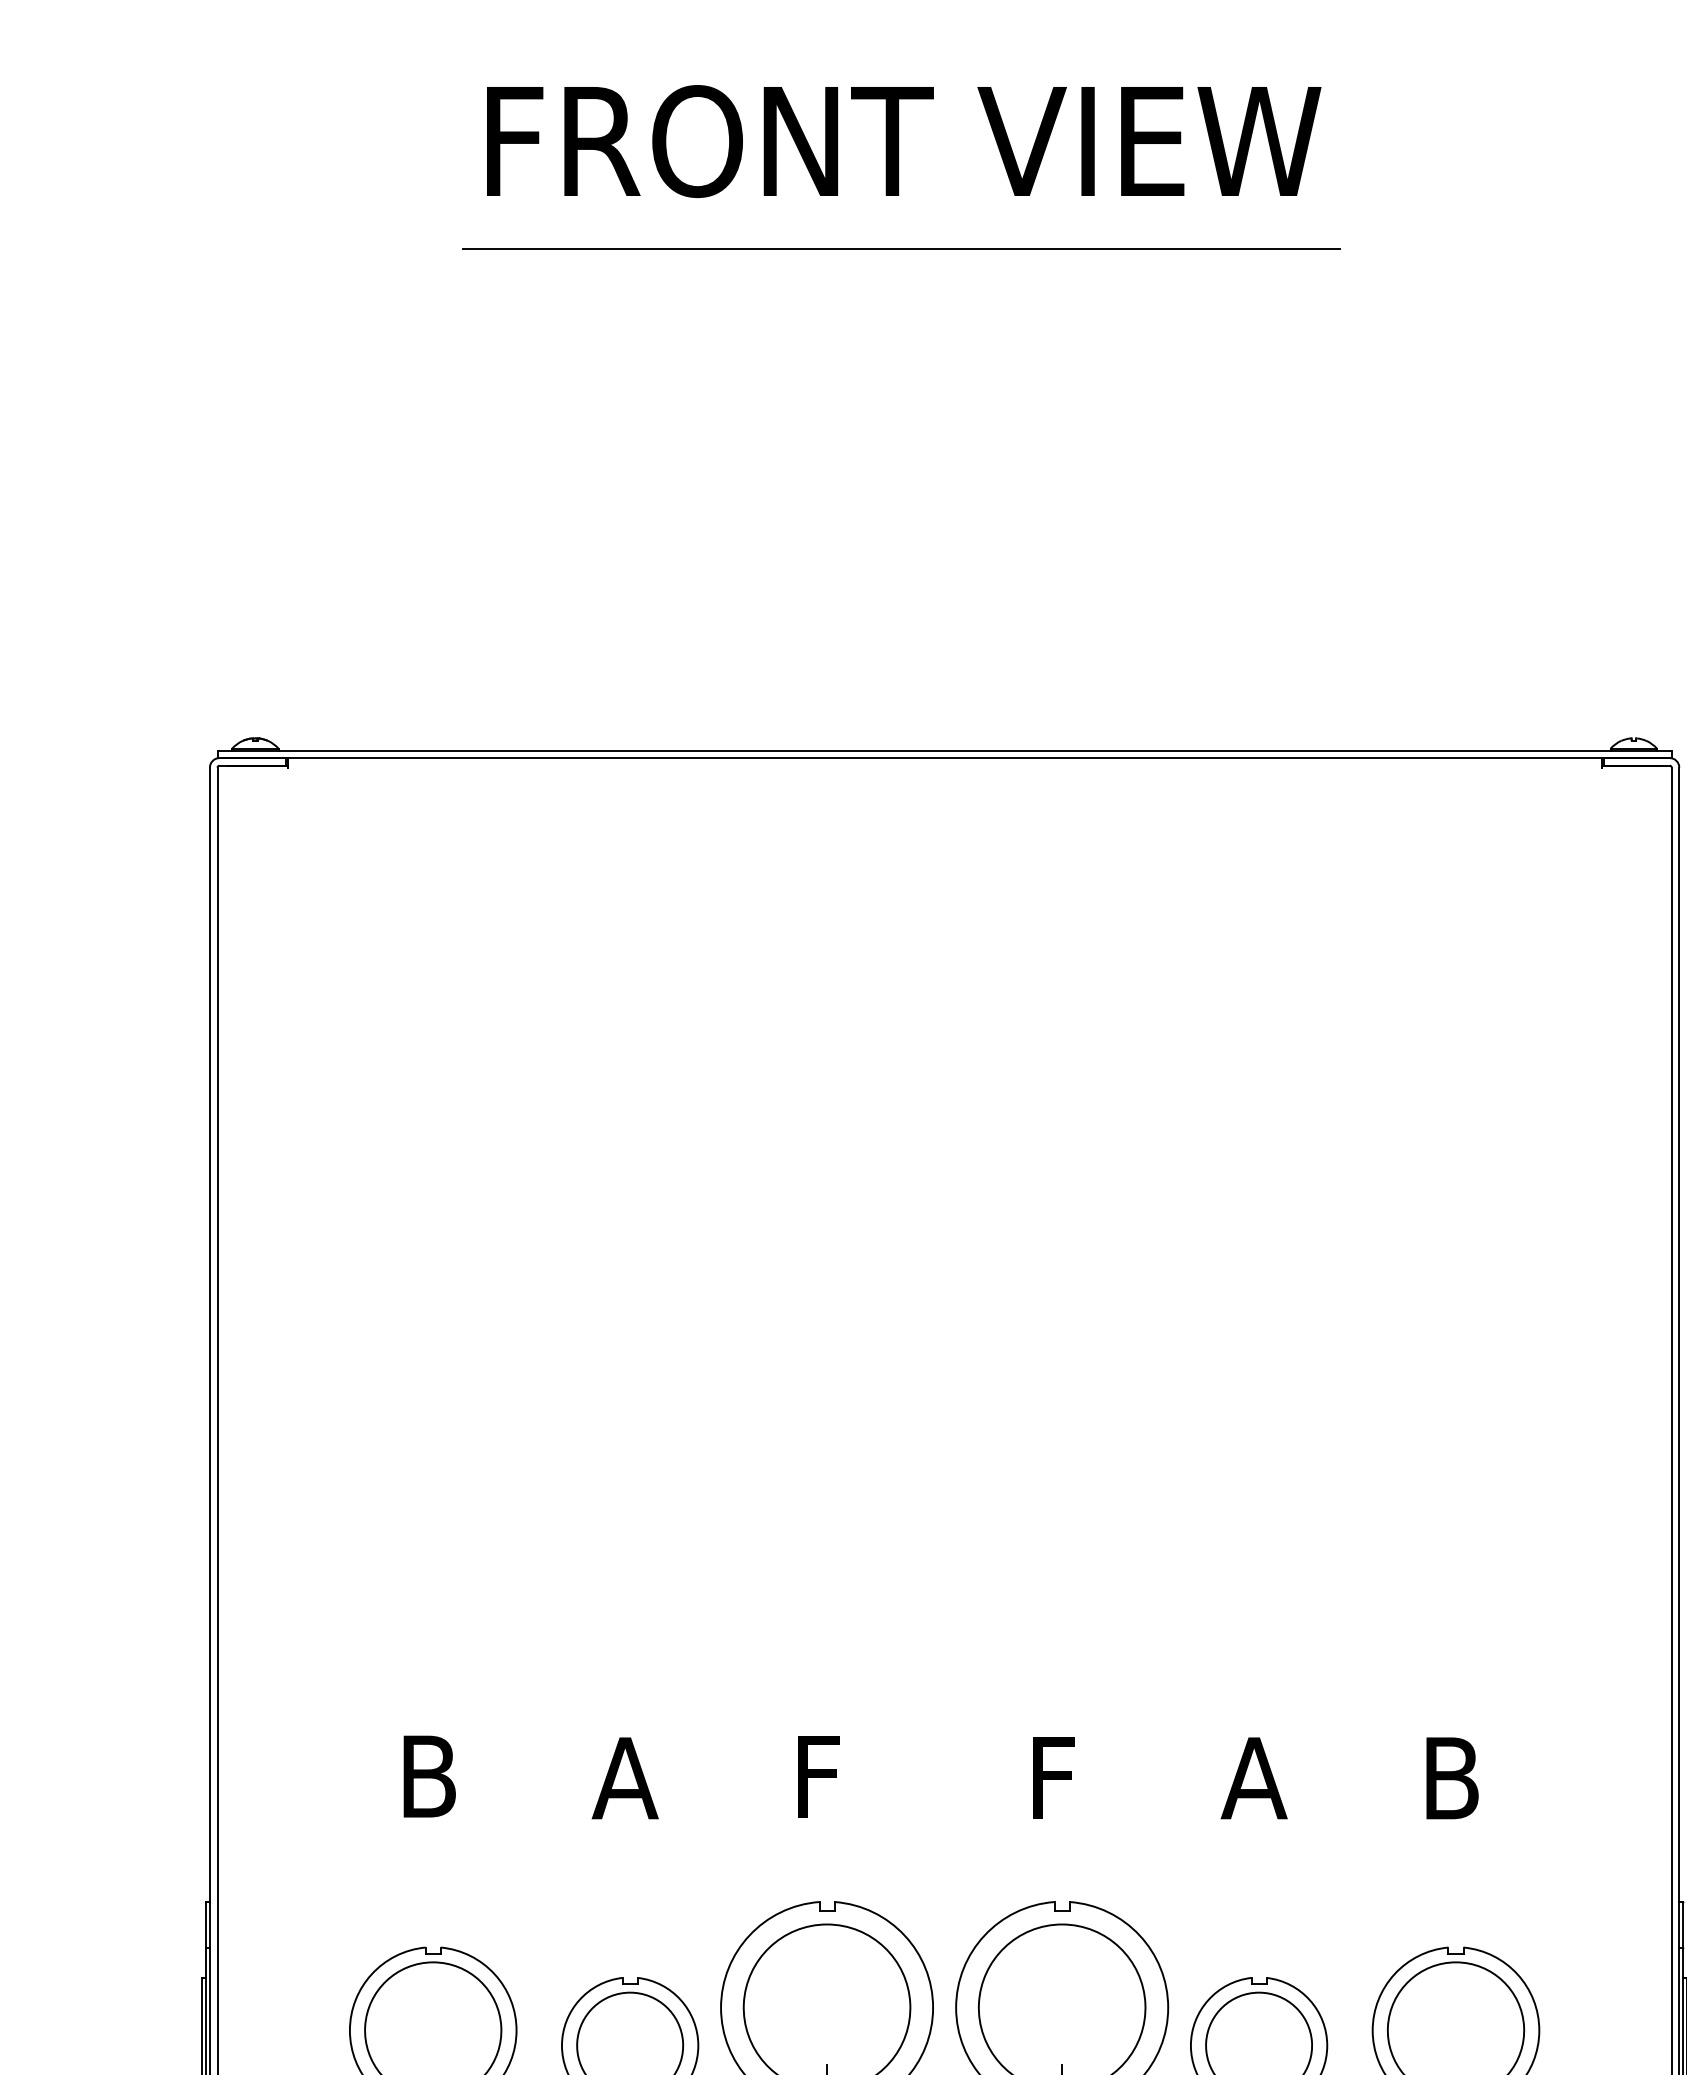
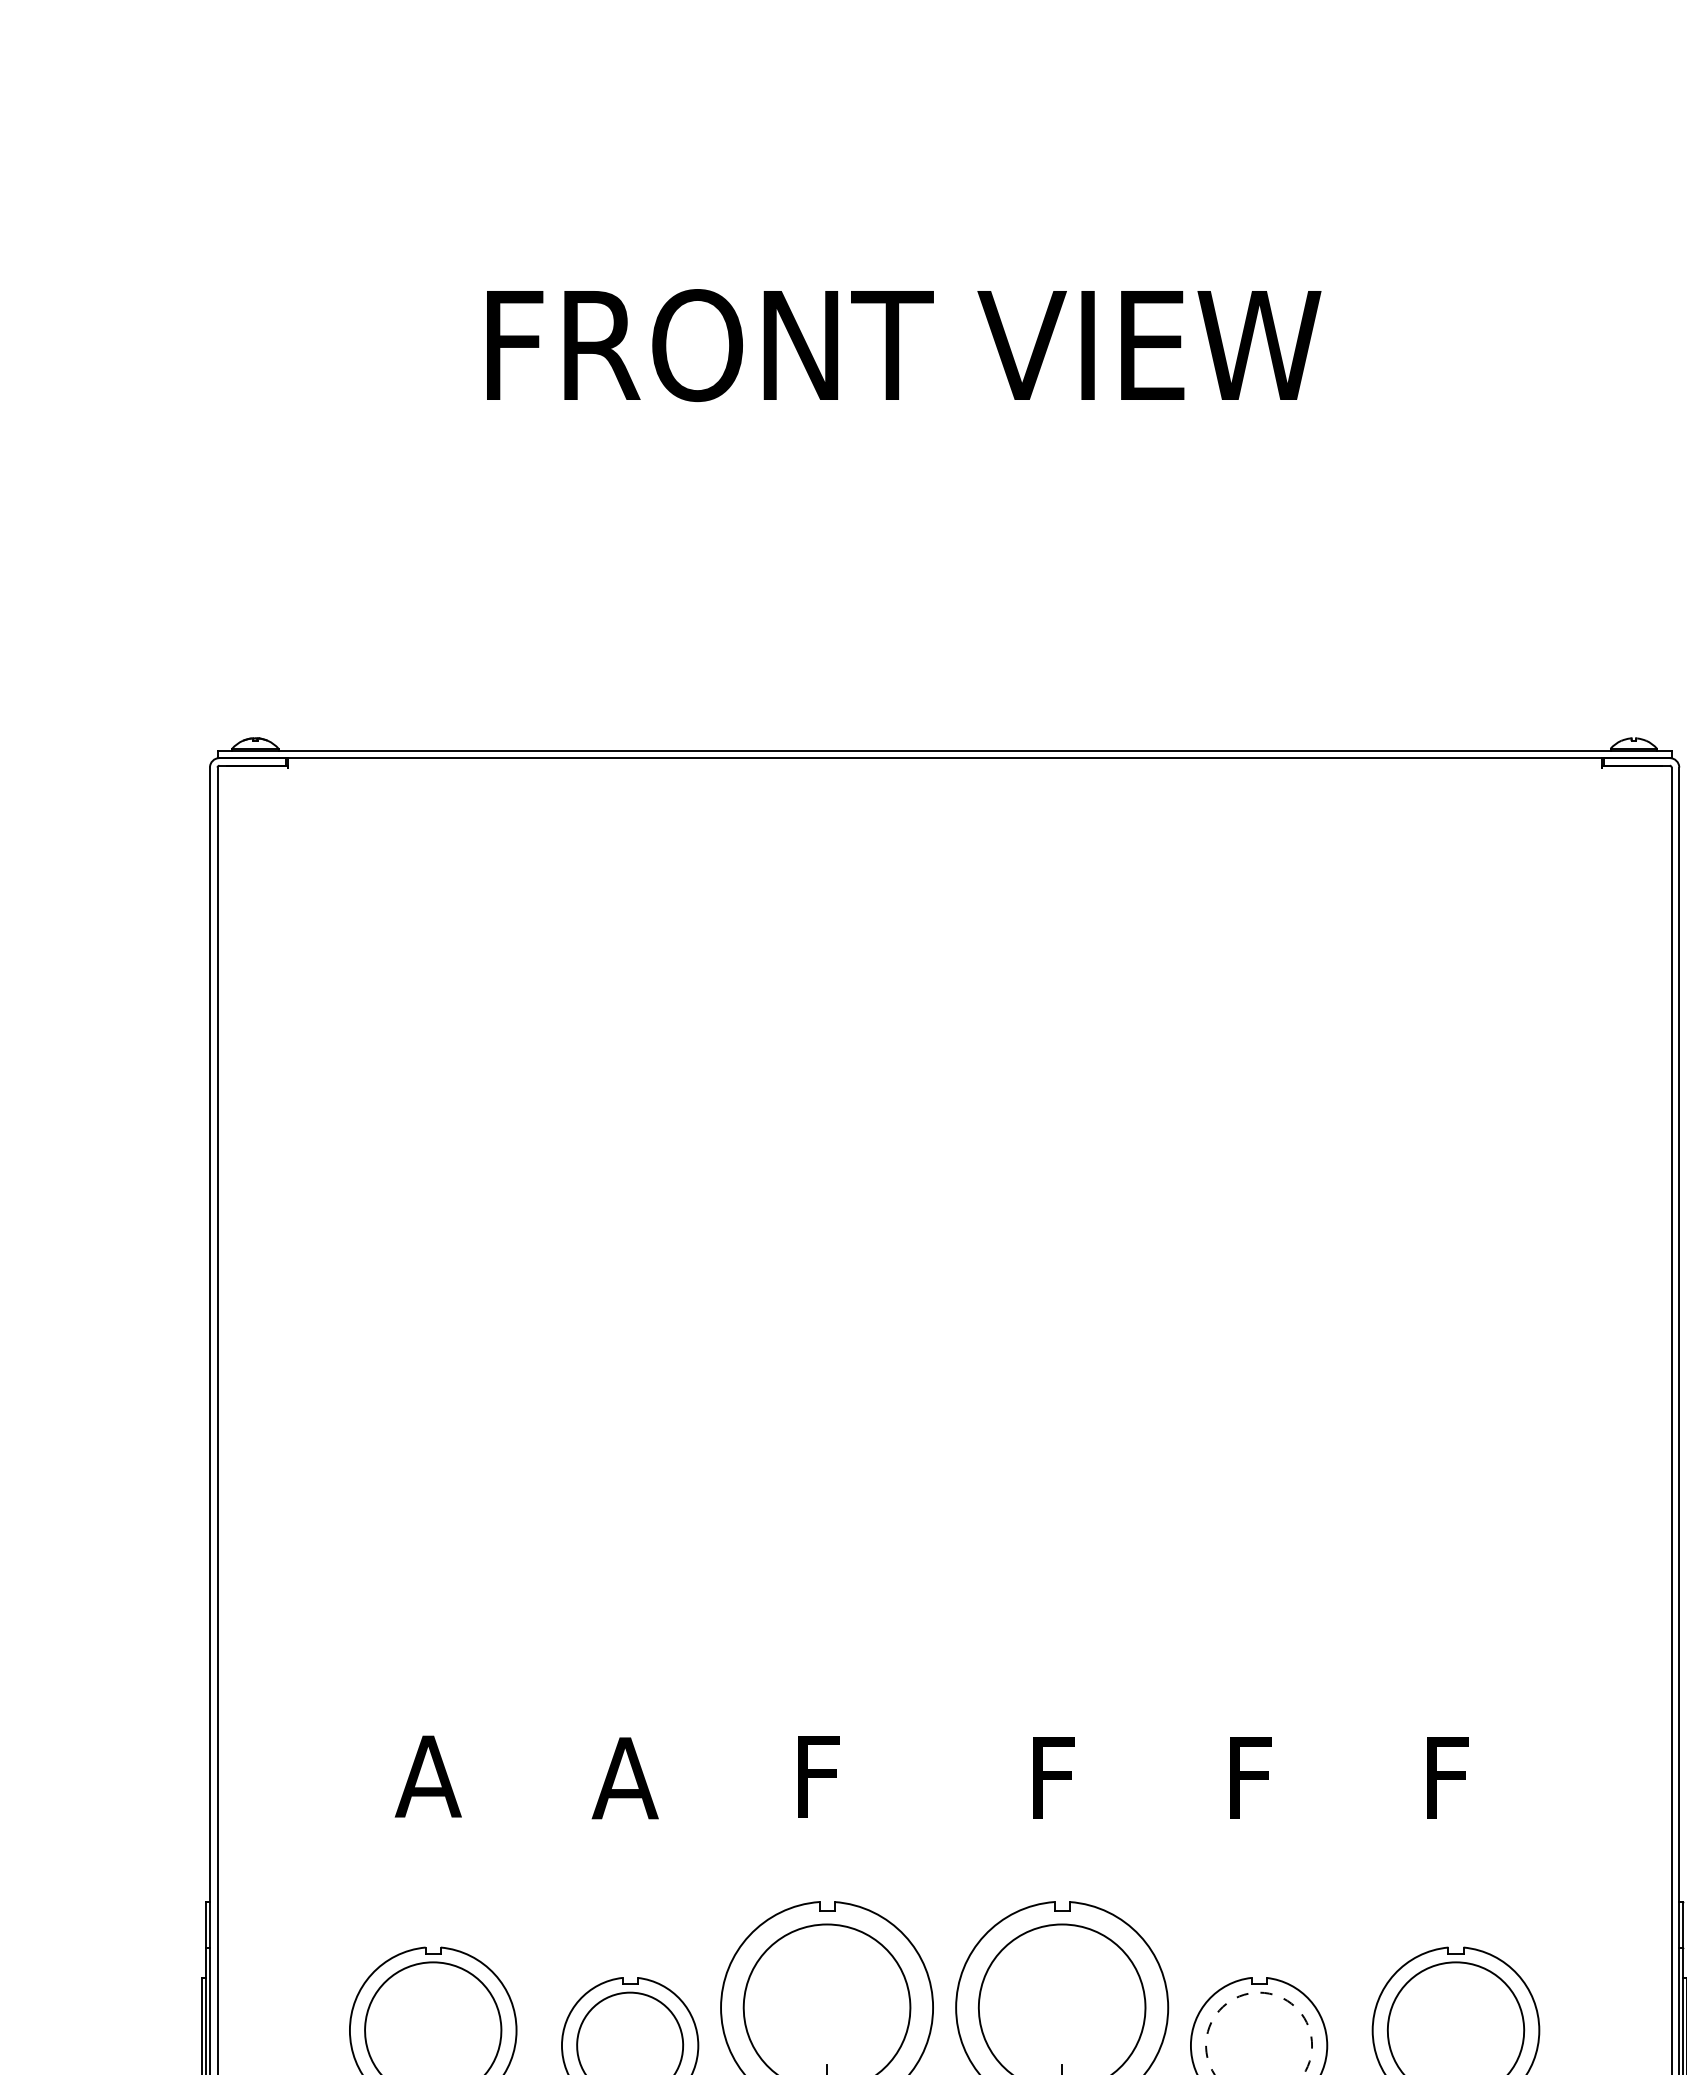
text position: (904, 141) -> (904, 345) (904, 345)
line: present -> none (900, 249)
text: B -> A (427, 1776)
text: A -> F (1253, 1778)
text: B -> F (1452, 1778)
arc: solid -> dashed (1259, 1992)
